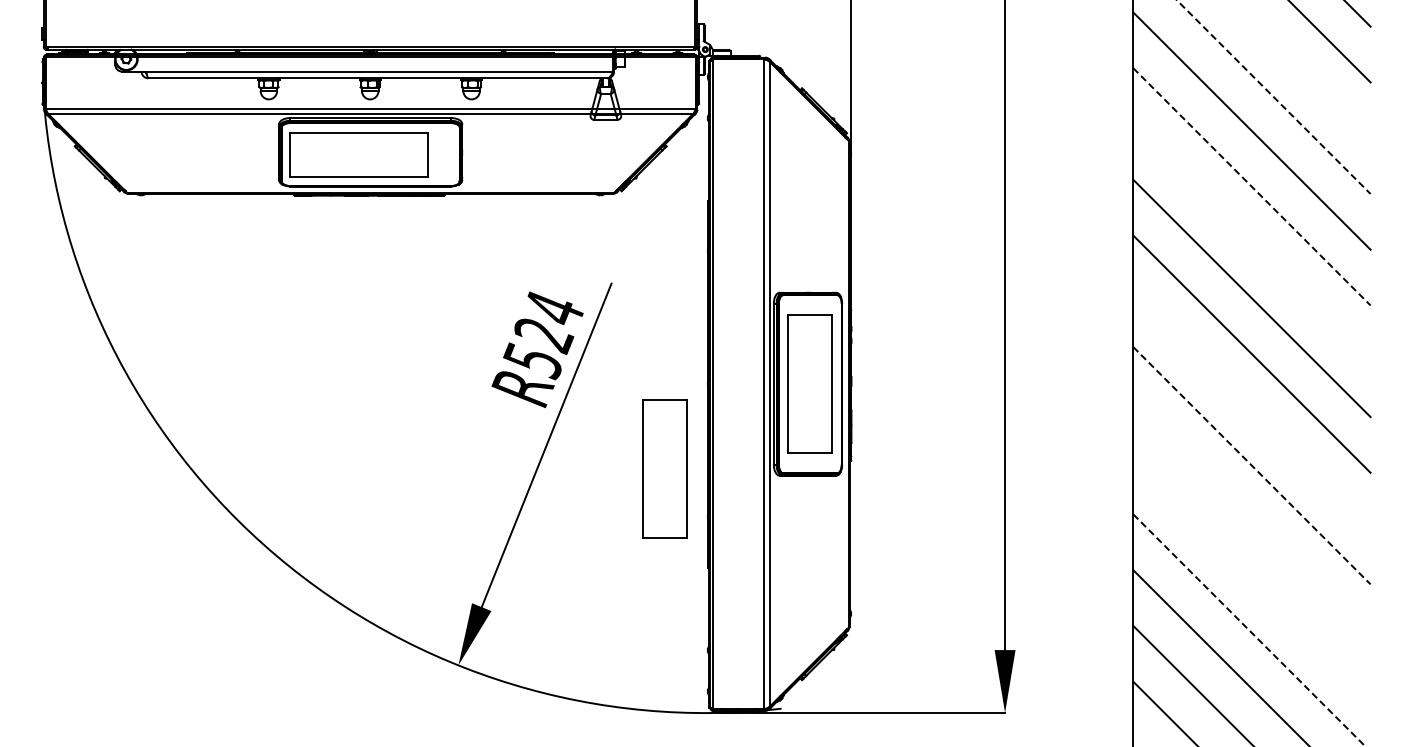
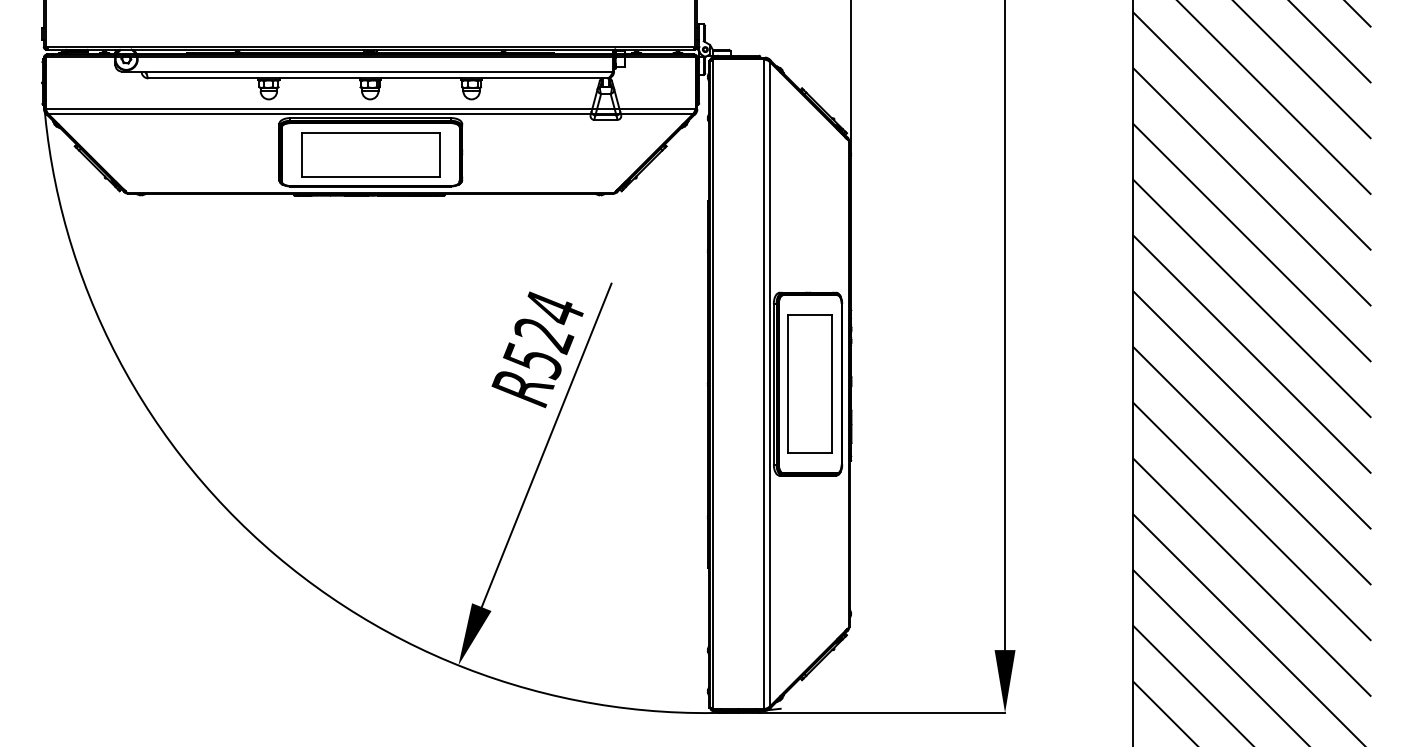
line: none -> present (1302, 70)
line: dashed -> solid (1273, 97)
part position: (358, 154) -> (370, 154) (370, 154)
line: dashed -> solid (1251, 186)
line: none -> present (1251, 242)
line: none -> present (1251, 409)
line: dashed -> solid (1251, 465)
part: present -> none (664, 468)
line: none -> present (1251, 521)
line: none -> present (1251, 576)
line: dashed -> solid (1249, 630)
